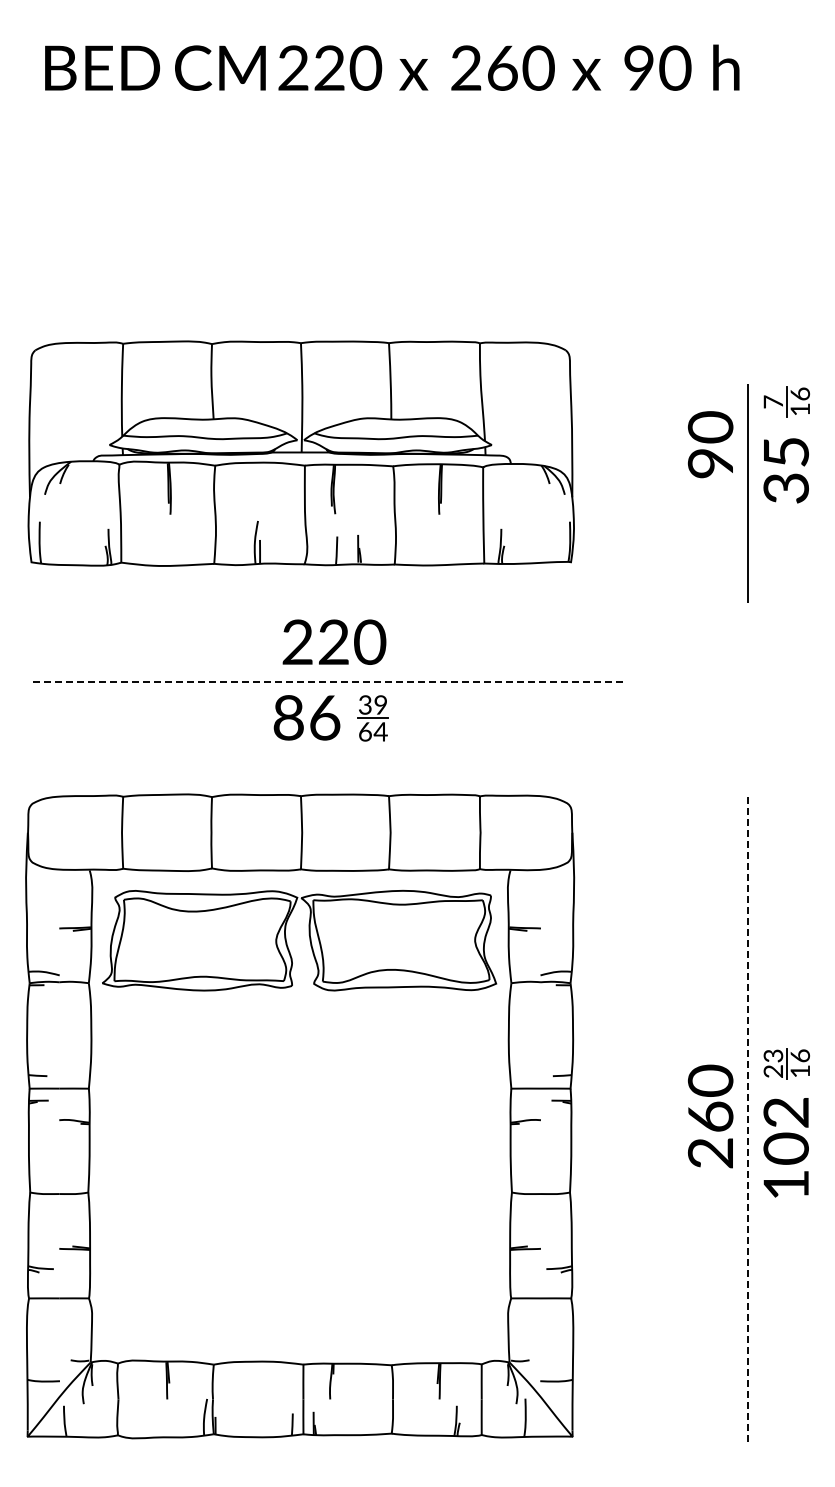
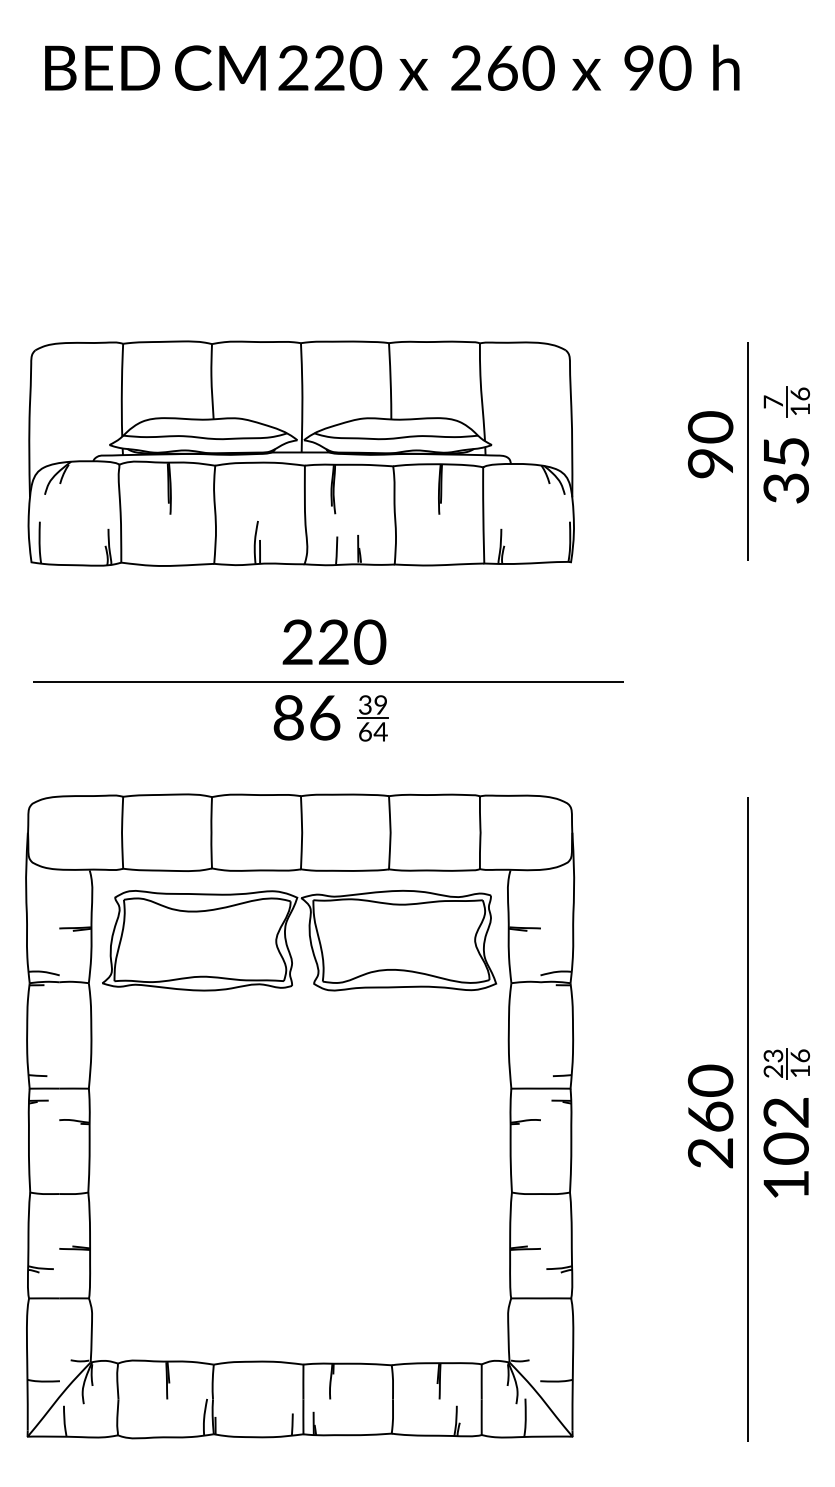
line position: (747, 493) -> (747, 451) (747, 451)
line: dashed -> solid (328, 682)
line: dashed -> solid (748, 1119)
